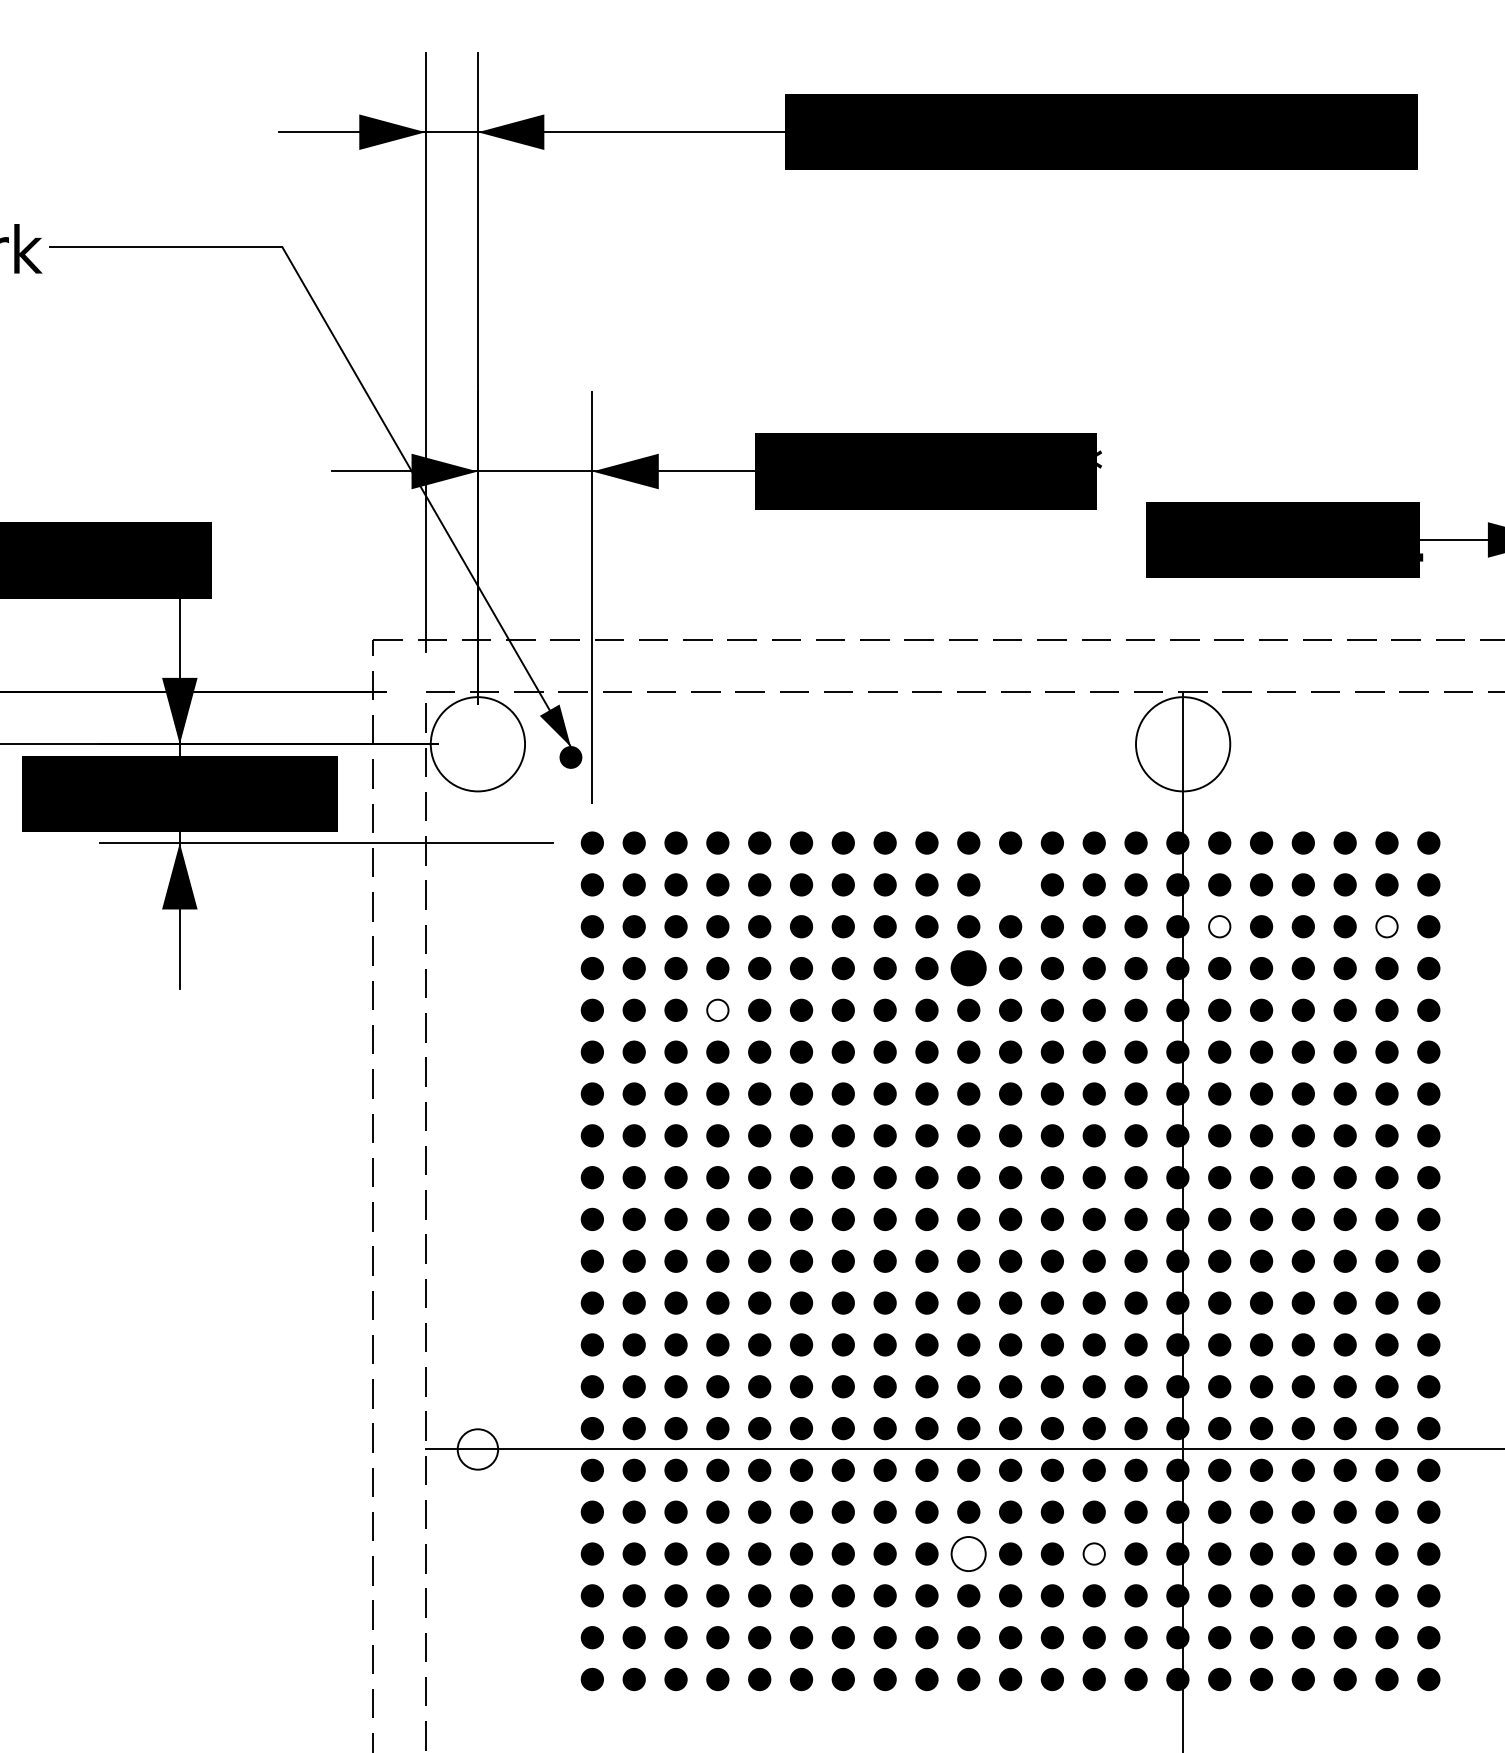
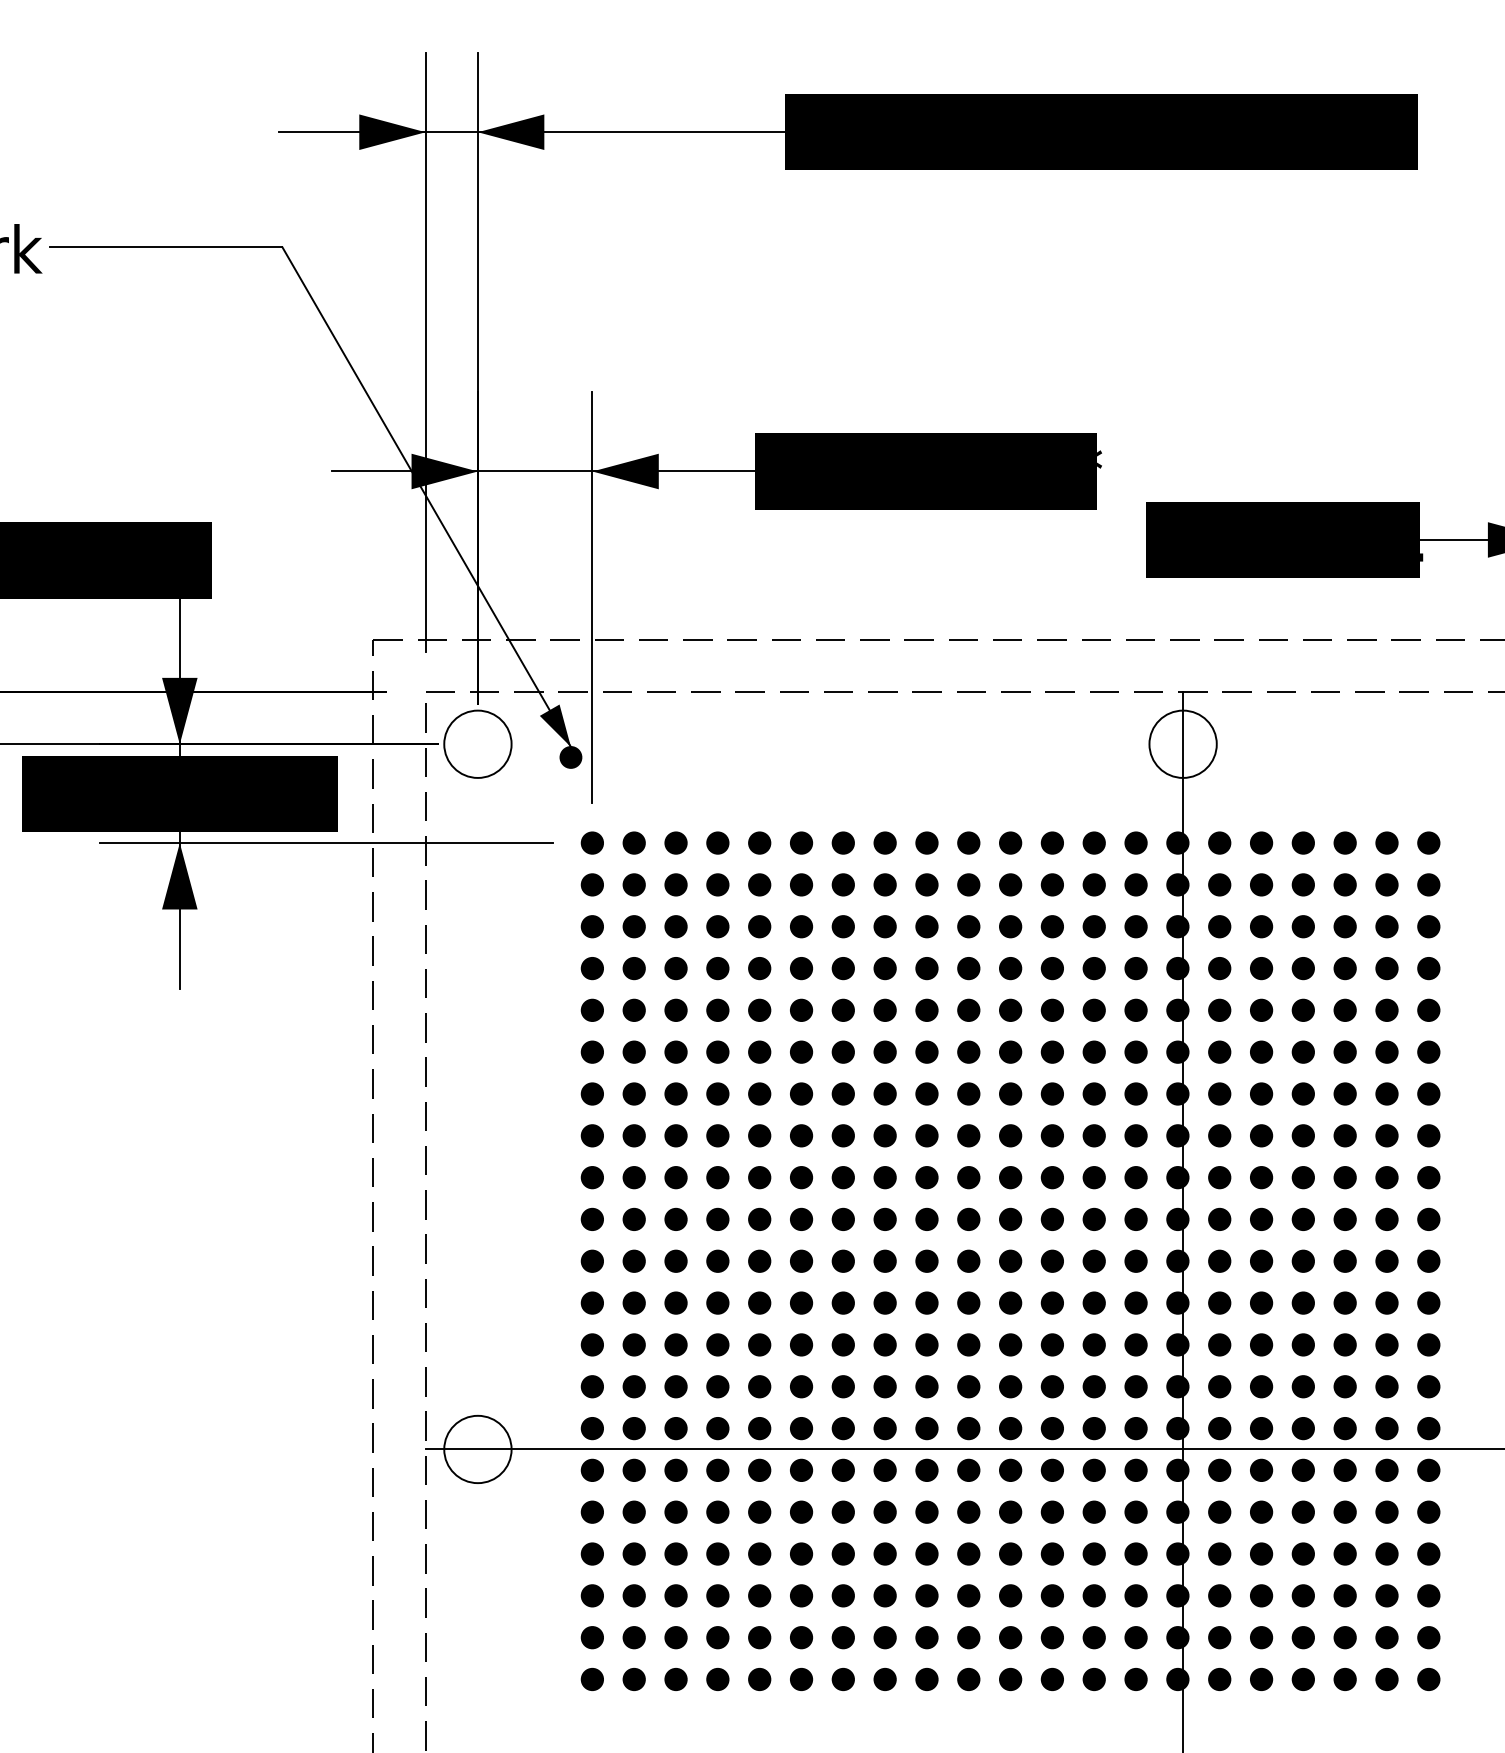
circle diameter: 94 px -> 67 px (477, 743)
circle diameter: 94 px -> 67 px (1182, 743)
part: none -> present (1010, 884)
fill: none -> present (1219, 926)
fill: none -> present (1386, 926)
part size: 37x37 px -> 24x24 px (968, 968)
fill: none -> present (717, 1010)
circle diameter: 40 px -> 67 px (477, 1449)
part size: 37x36 px -> 24x24 px (968, 1553)
fill: none -> present (1093, 1553)
